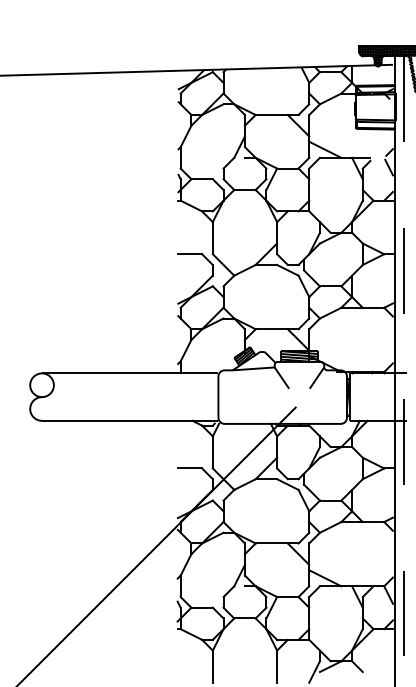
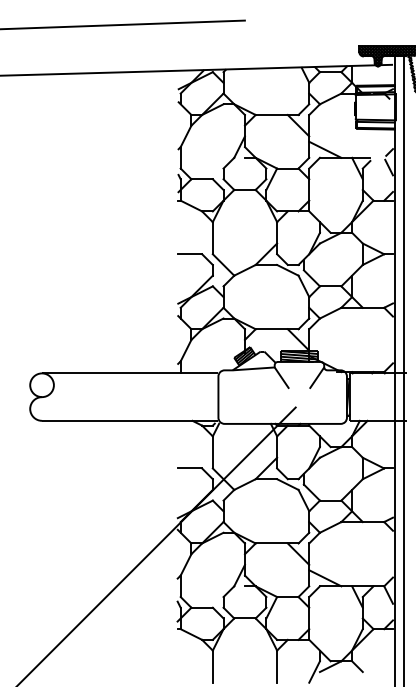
line: none -> present (123, 24)
line: dashed -> solid (403, 371)
